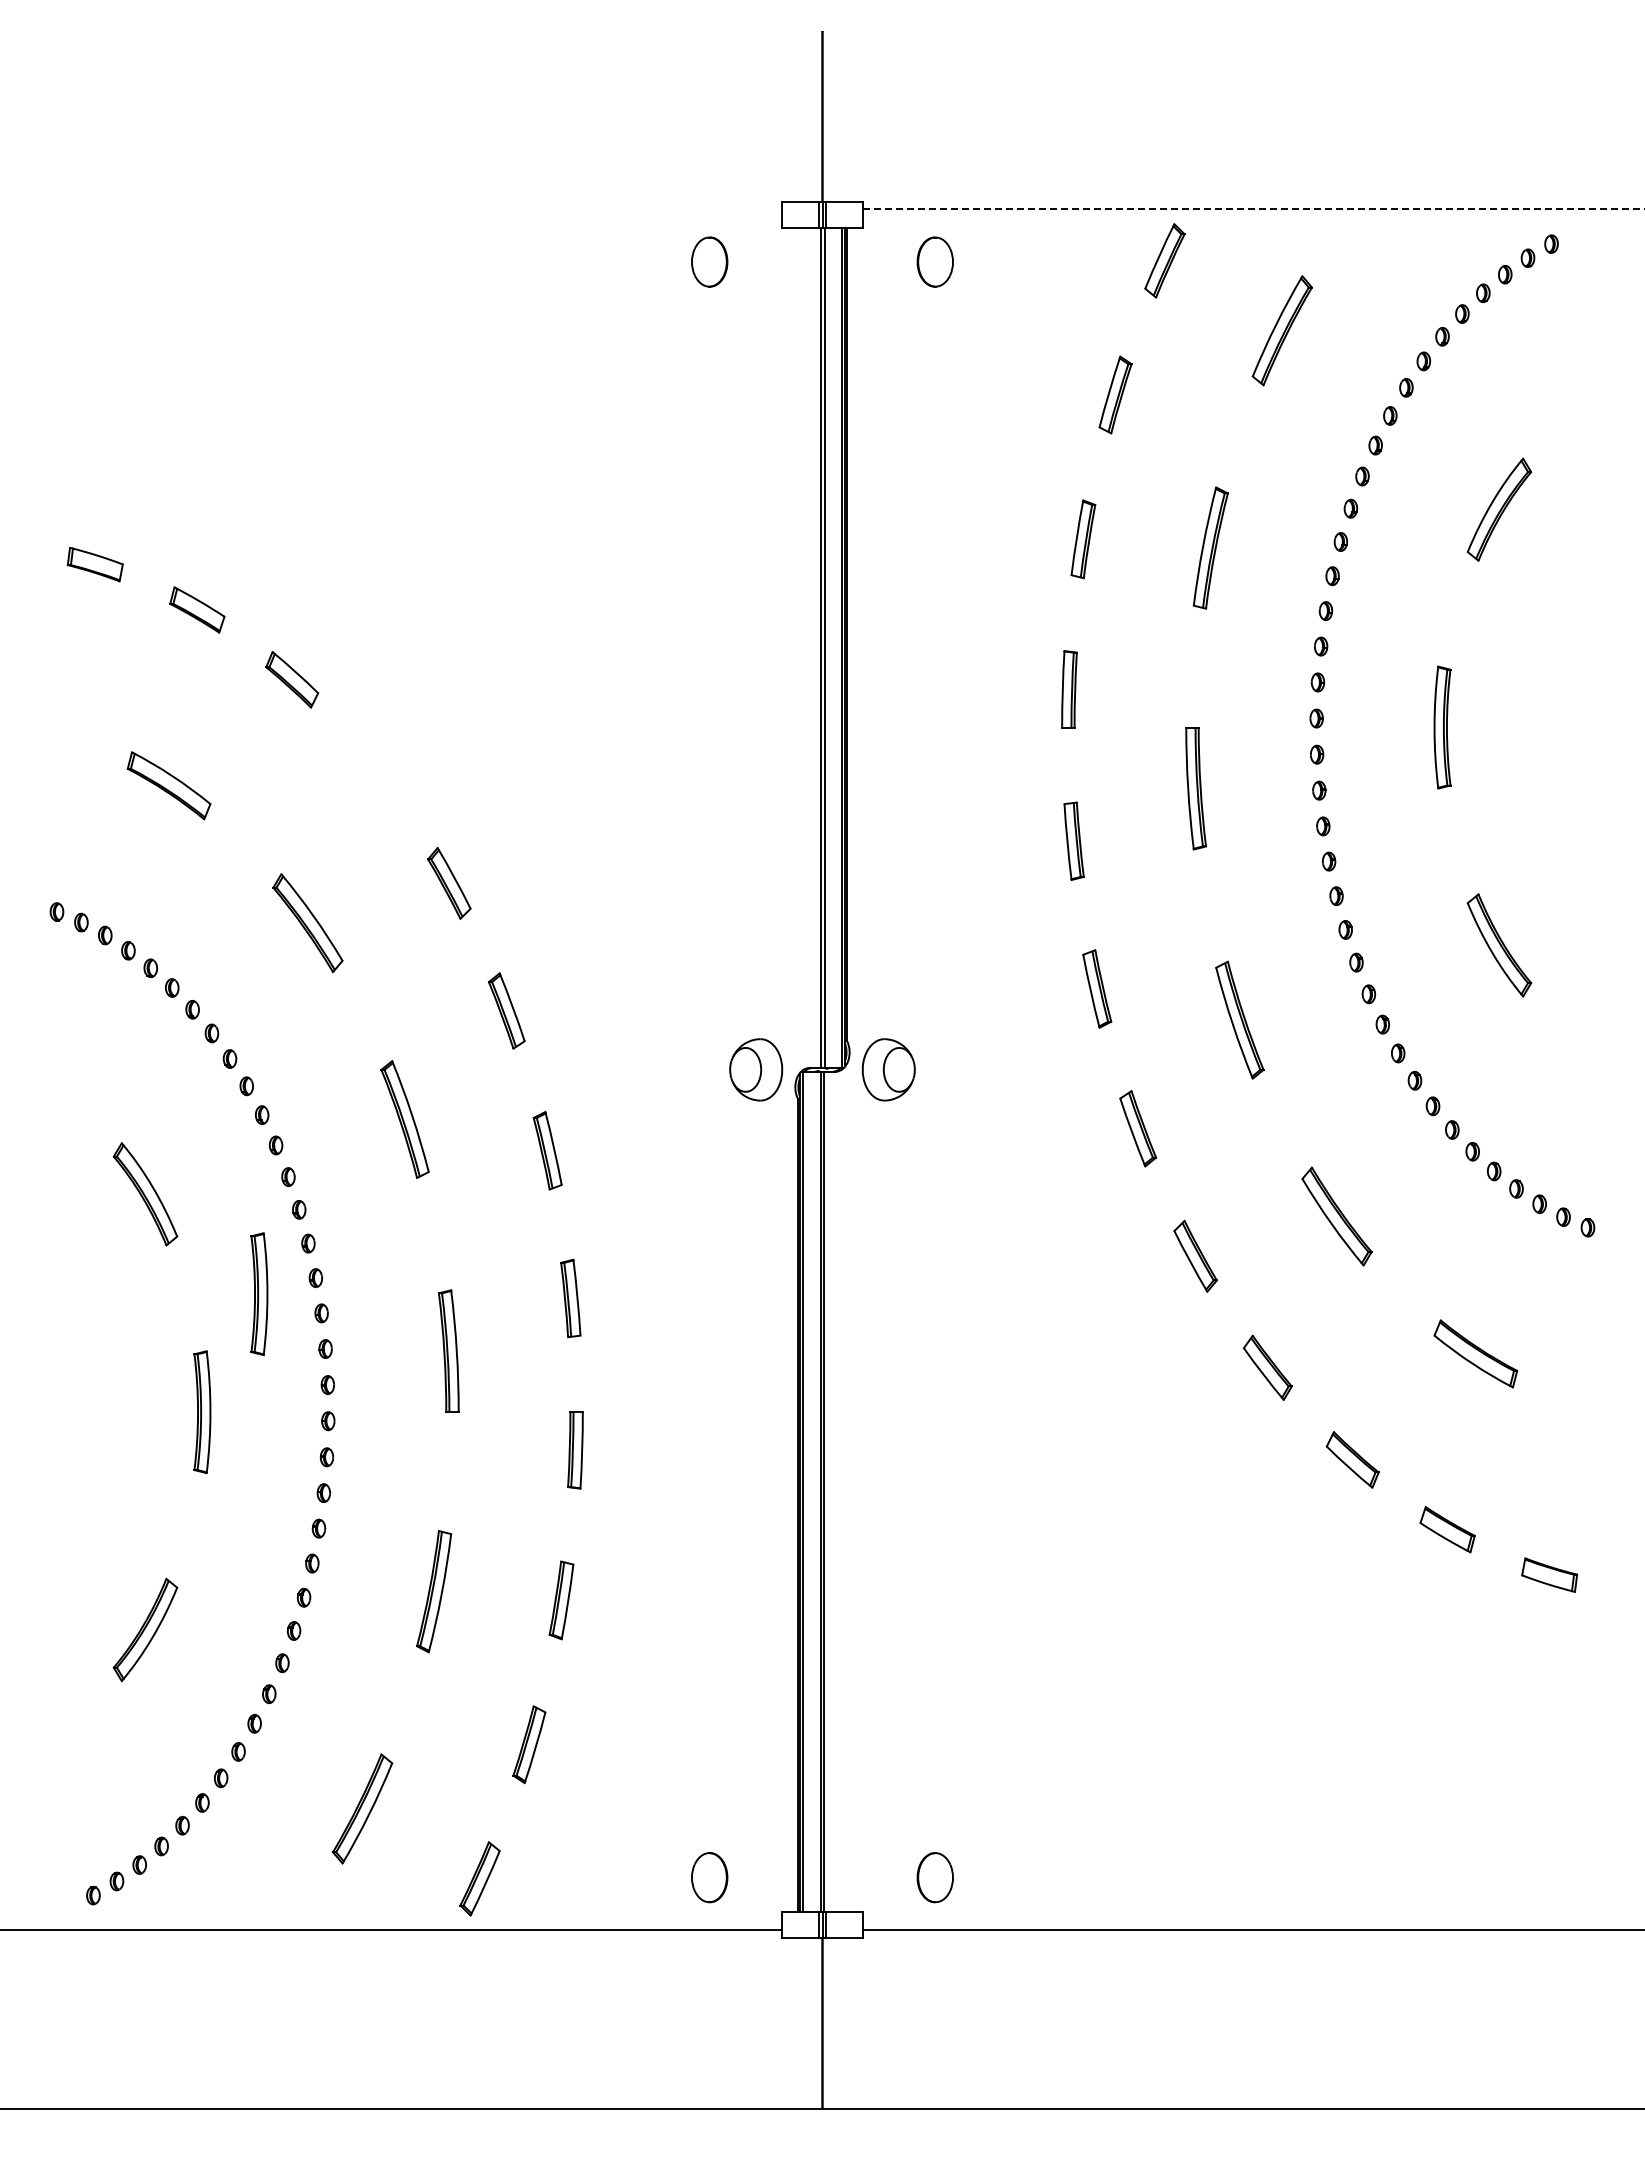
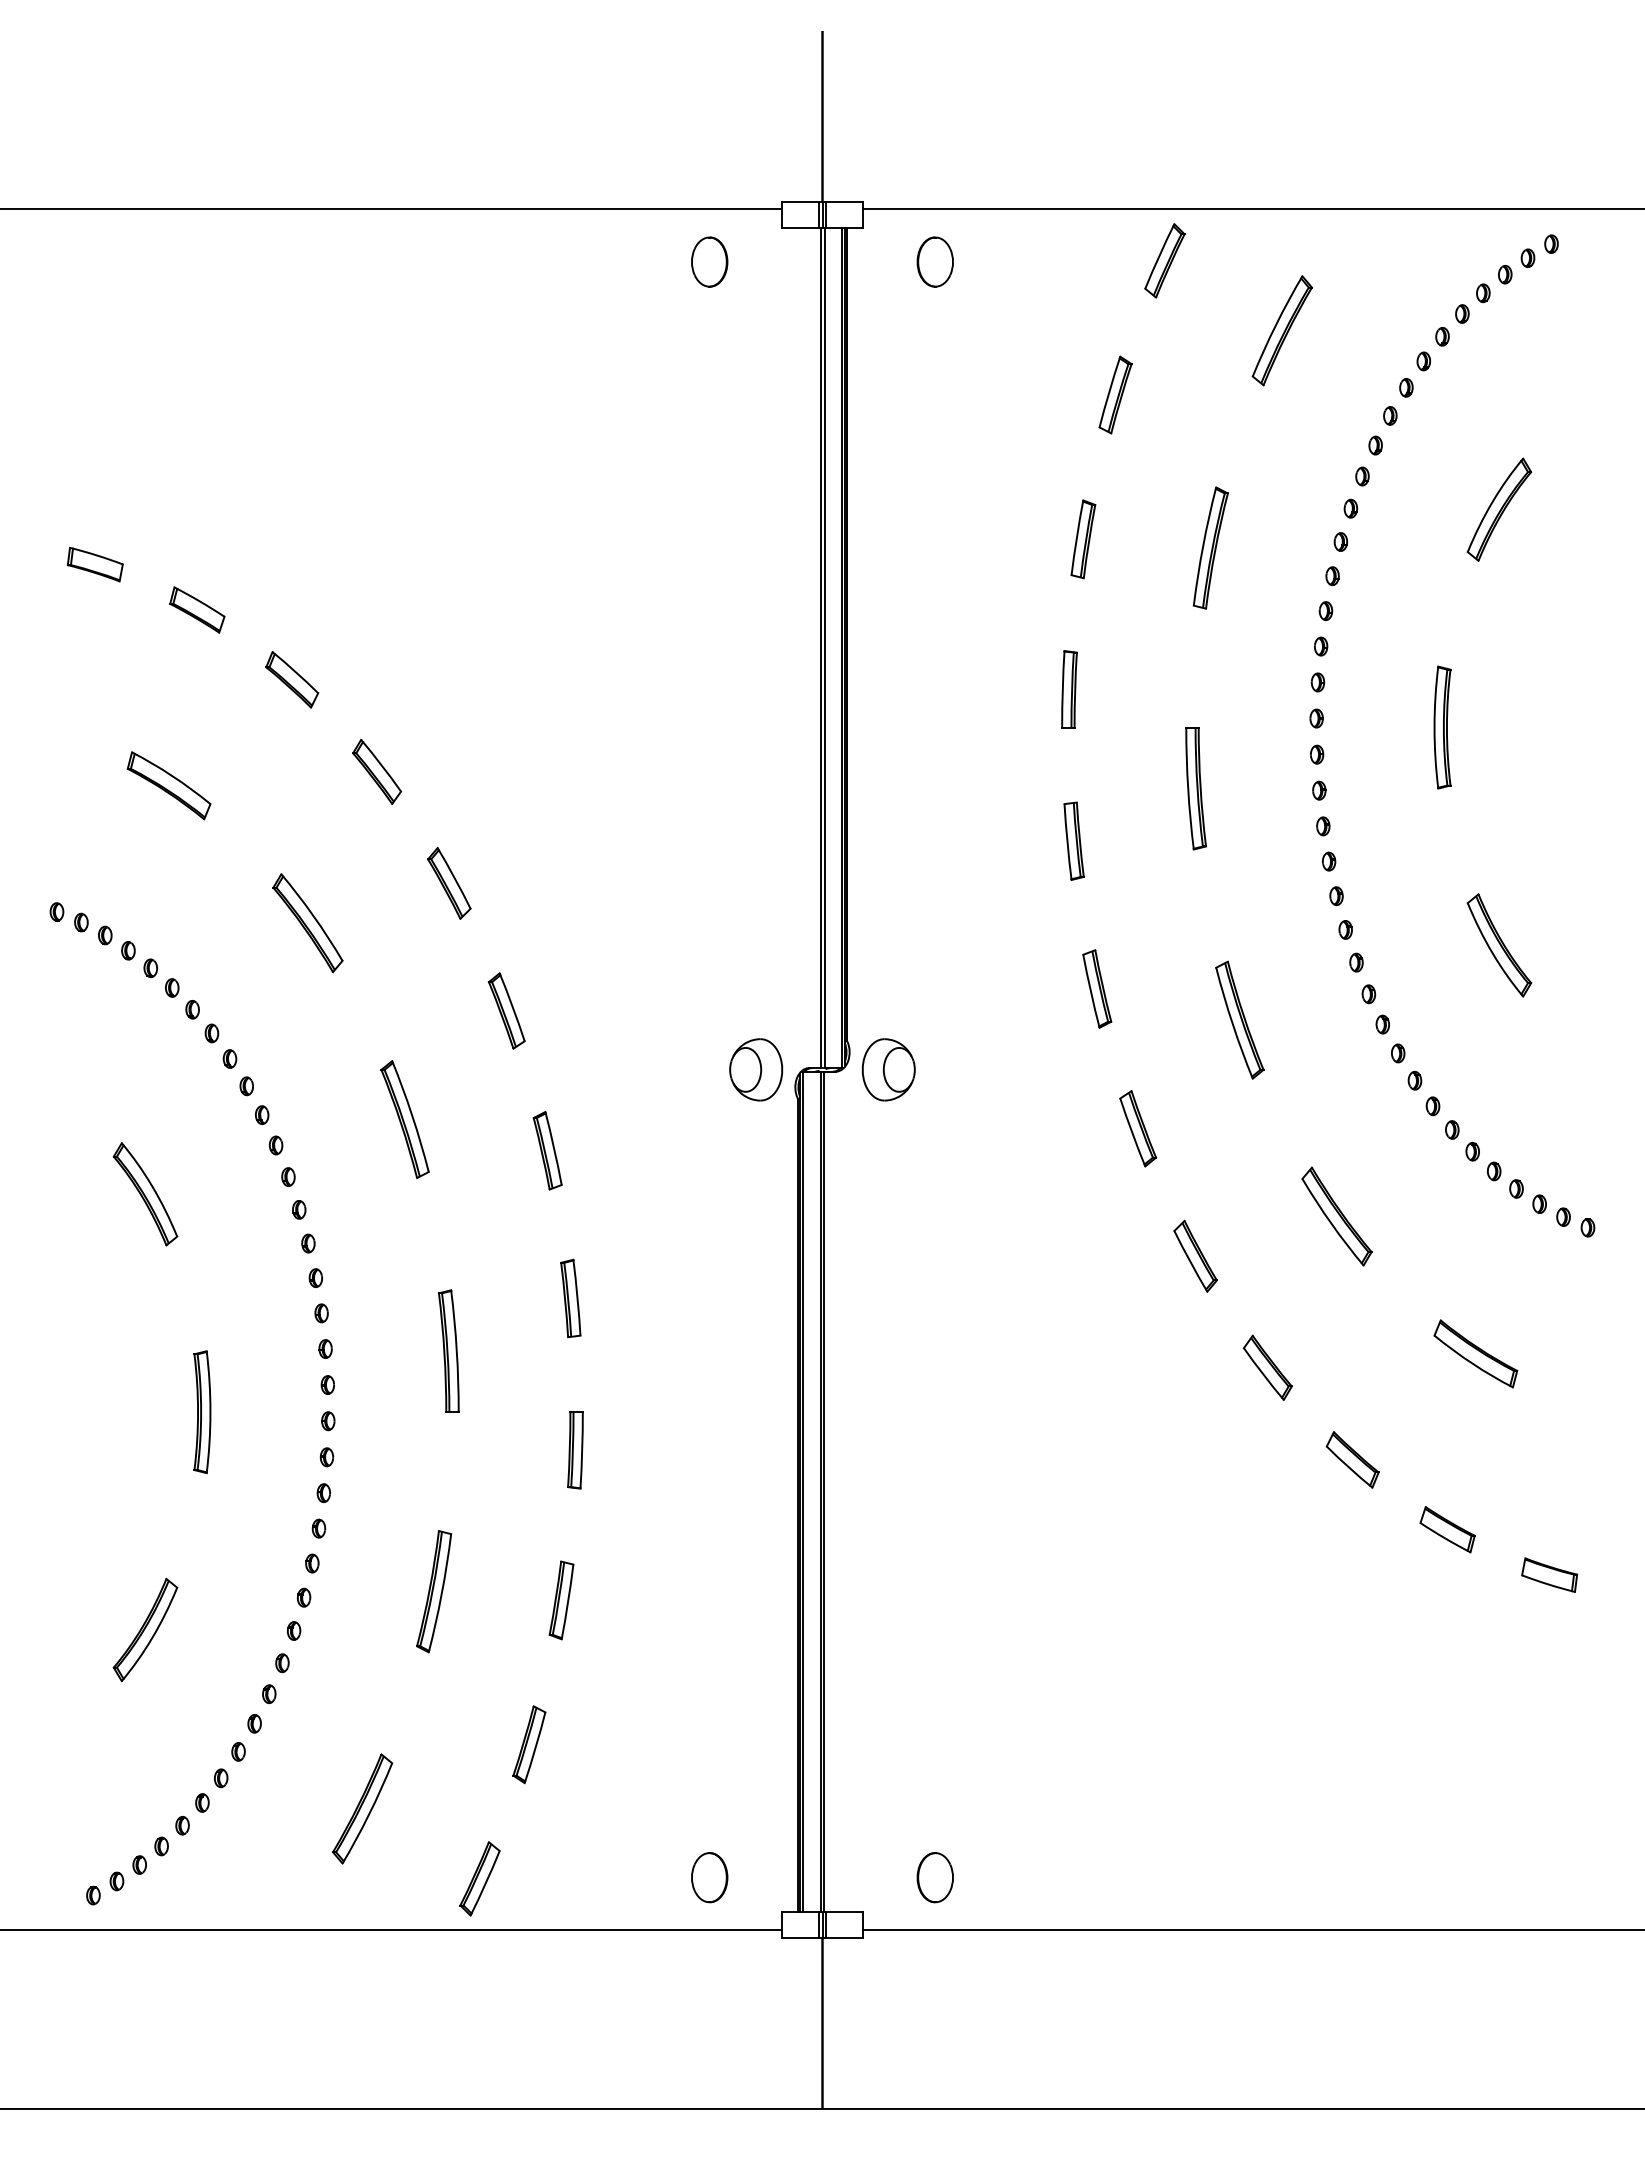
line: none -> present (391, 209)
line: dashed -> solid (1254, 209)
part: none -> present (377, 771)
part: present -> none (259, 1293)
